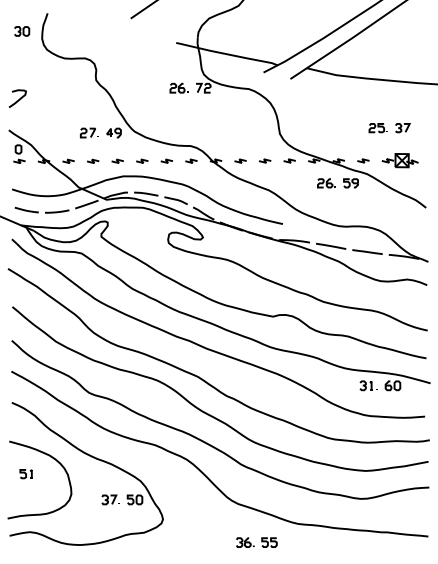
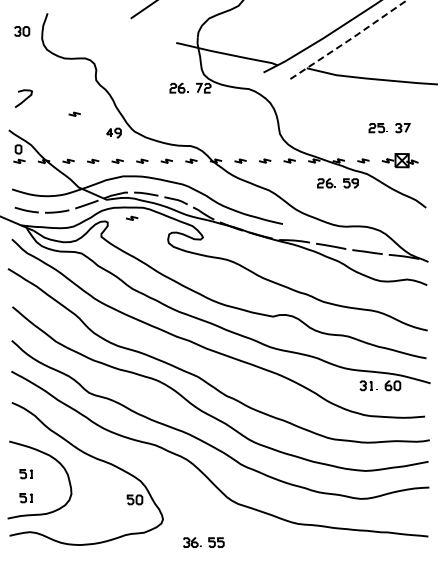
line: solid -> dashed (348, 40)
curve position: (18, 99) -> (24, 99) (24, 99)
line: none -> present (74, 113)
part: present -> none (89, 132)
part: none -> present (132, 217)
part: none -> present (25, 498)
part: present -> none (110, 499)
part position: (256, 542) -> (203, 542) (203, 542)
